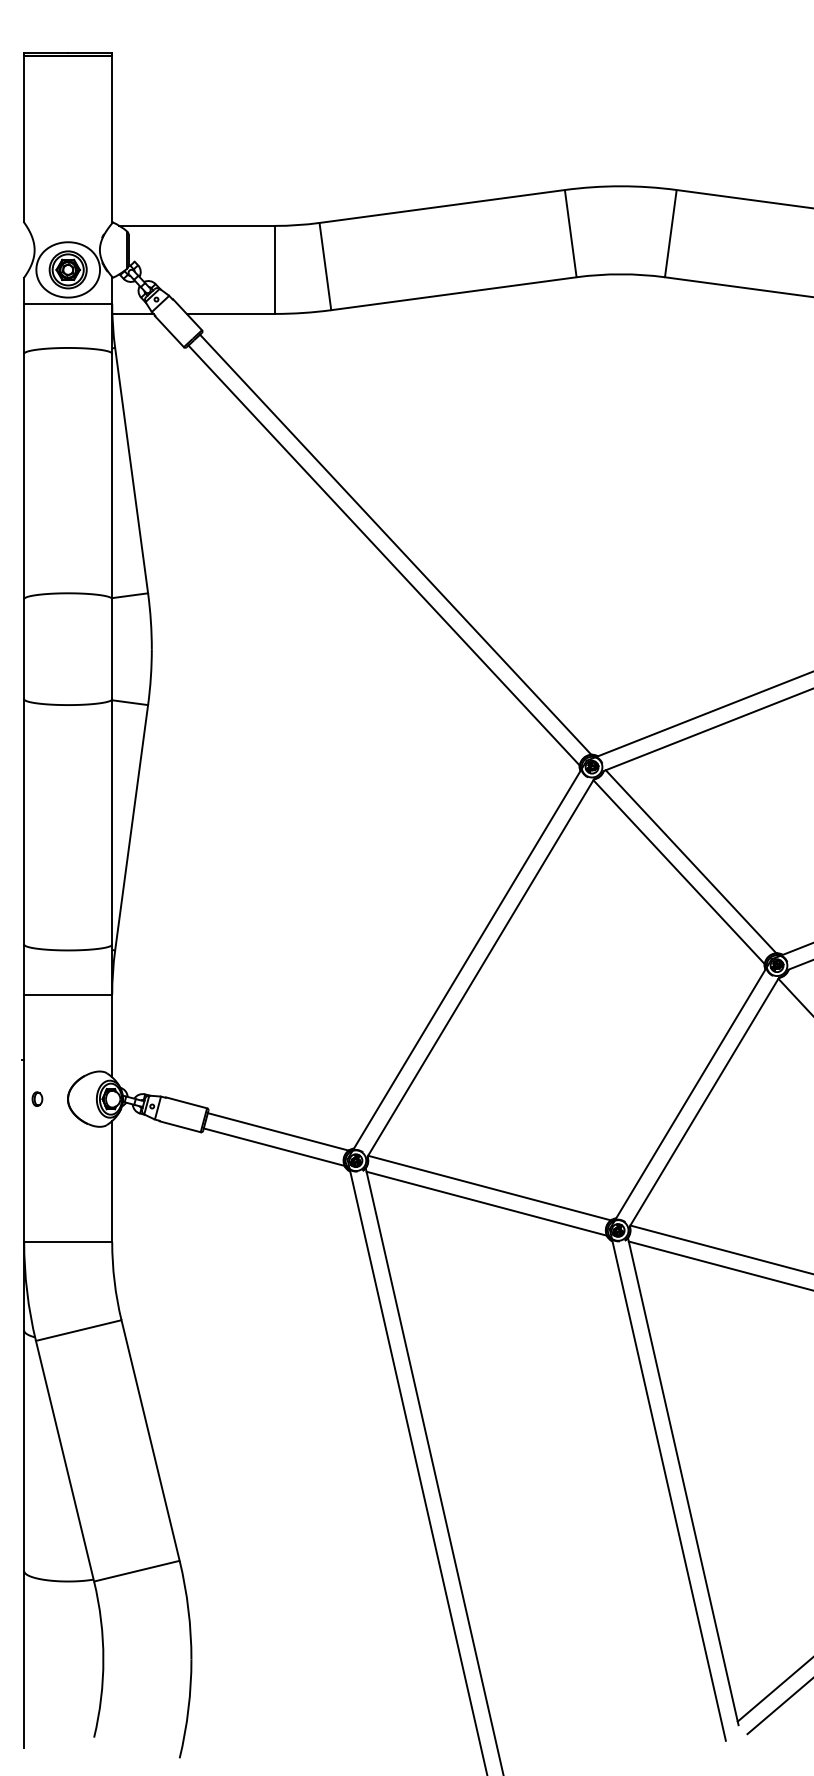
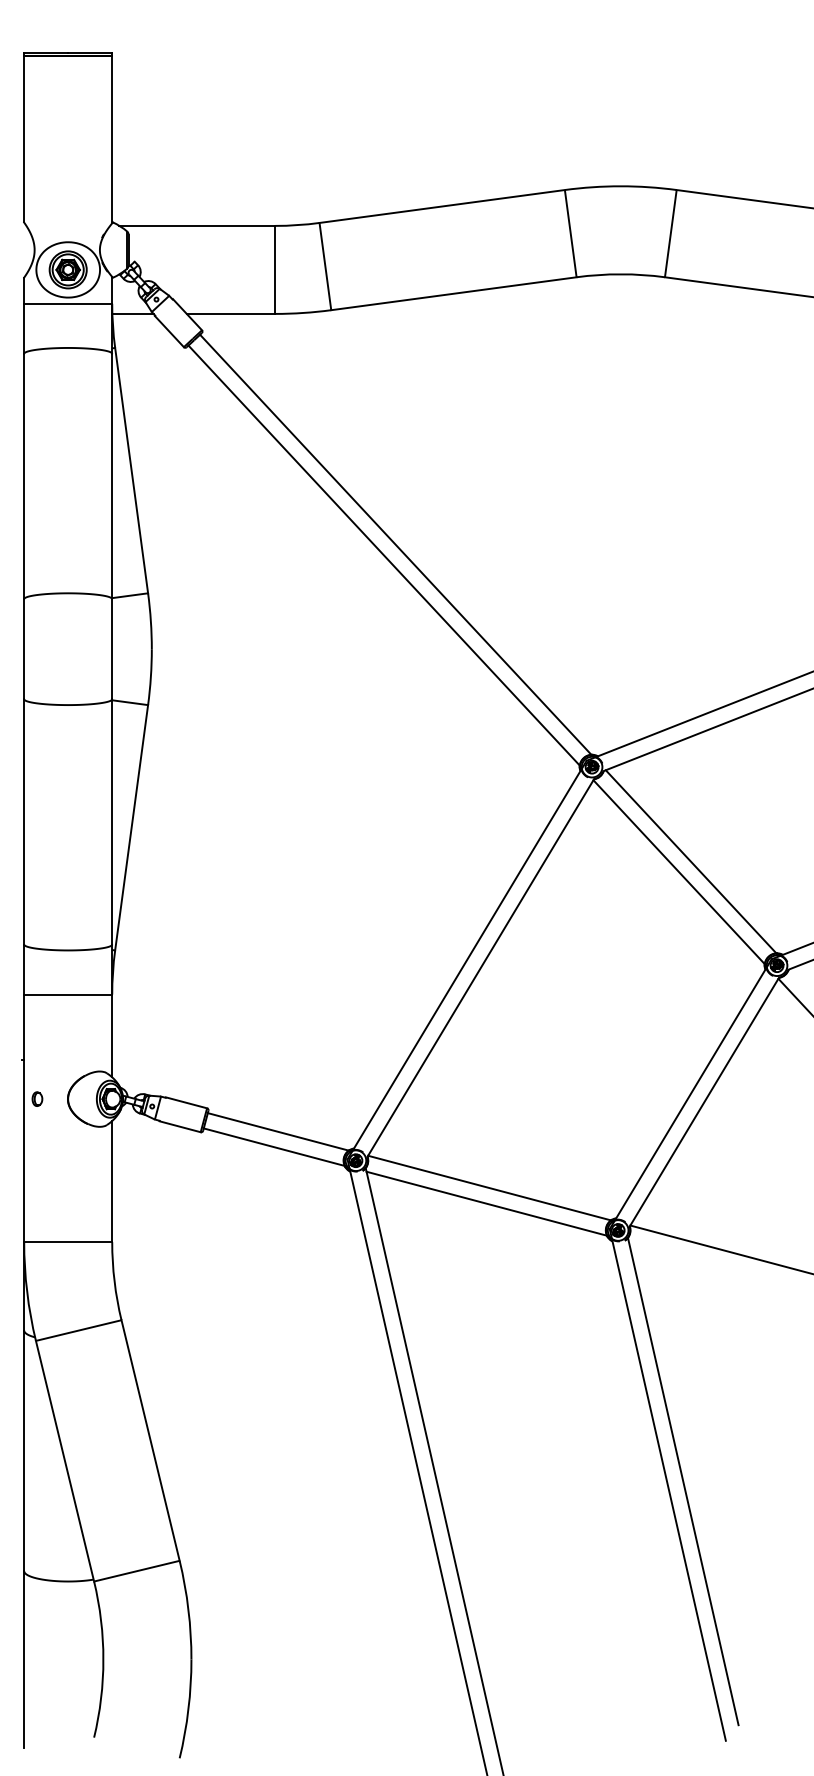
line: present -> none (719, 1265)
line: present -> none (773, 1690)
line: present -> none (778, 1707)
